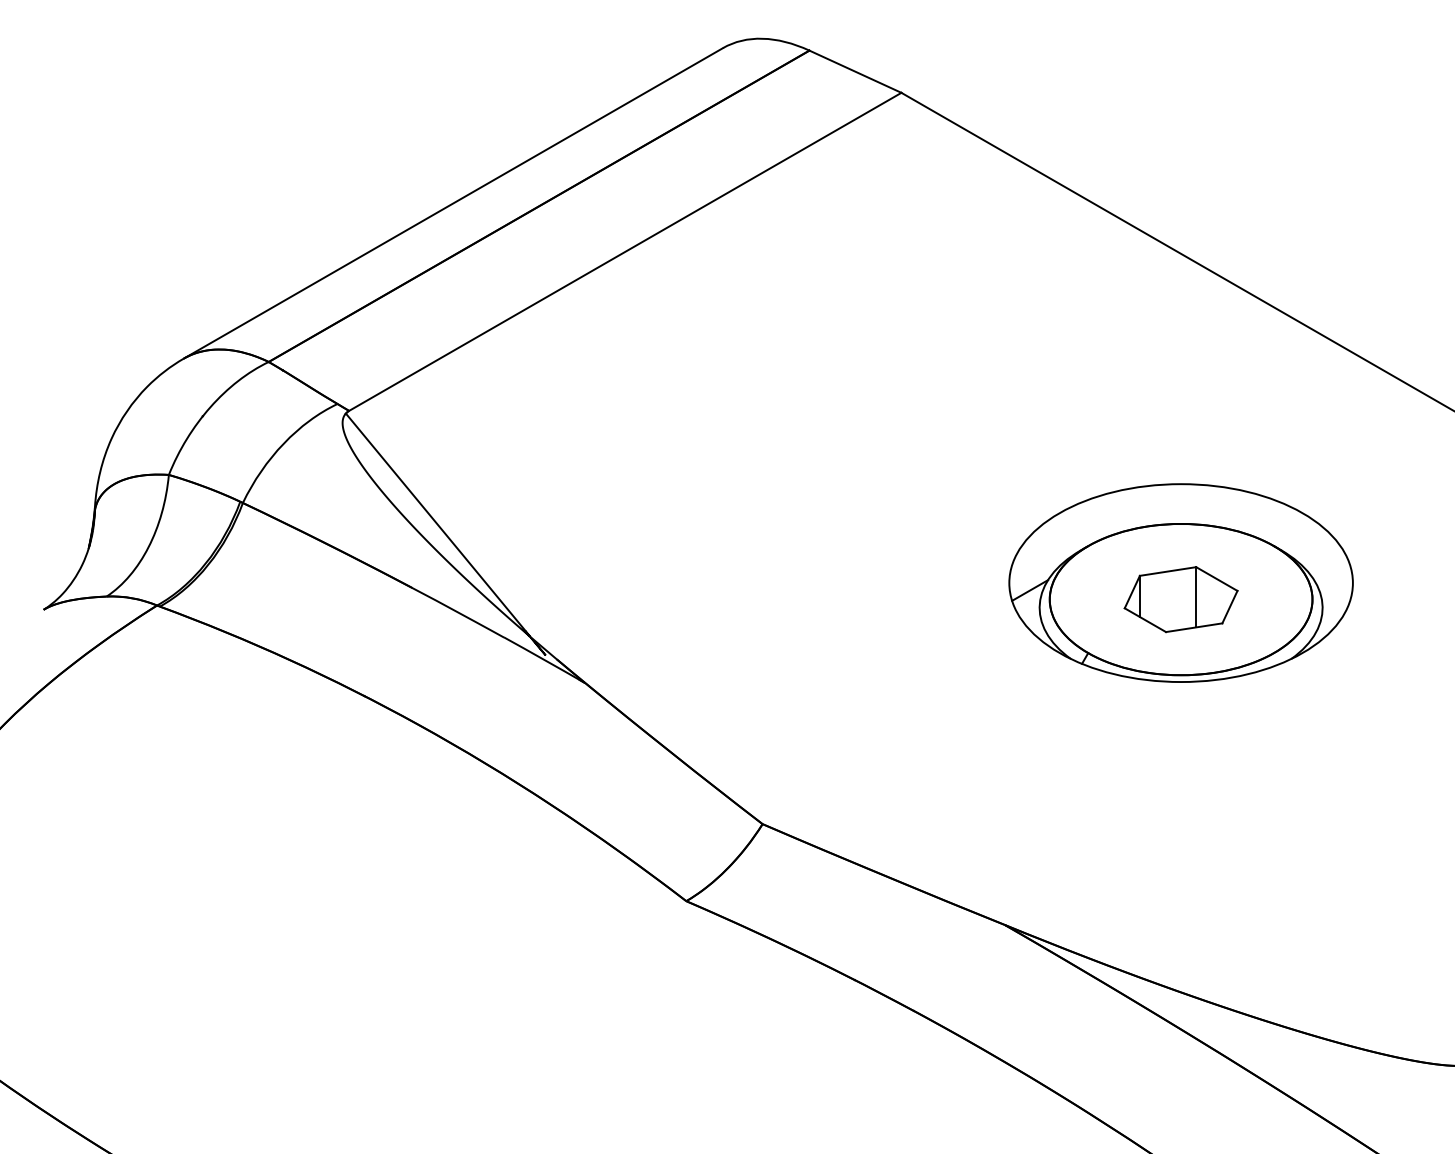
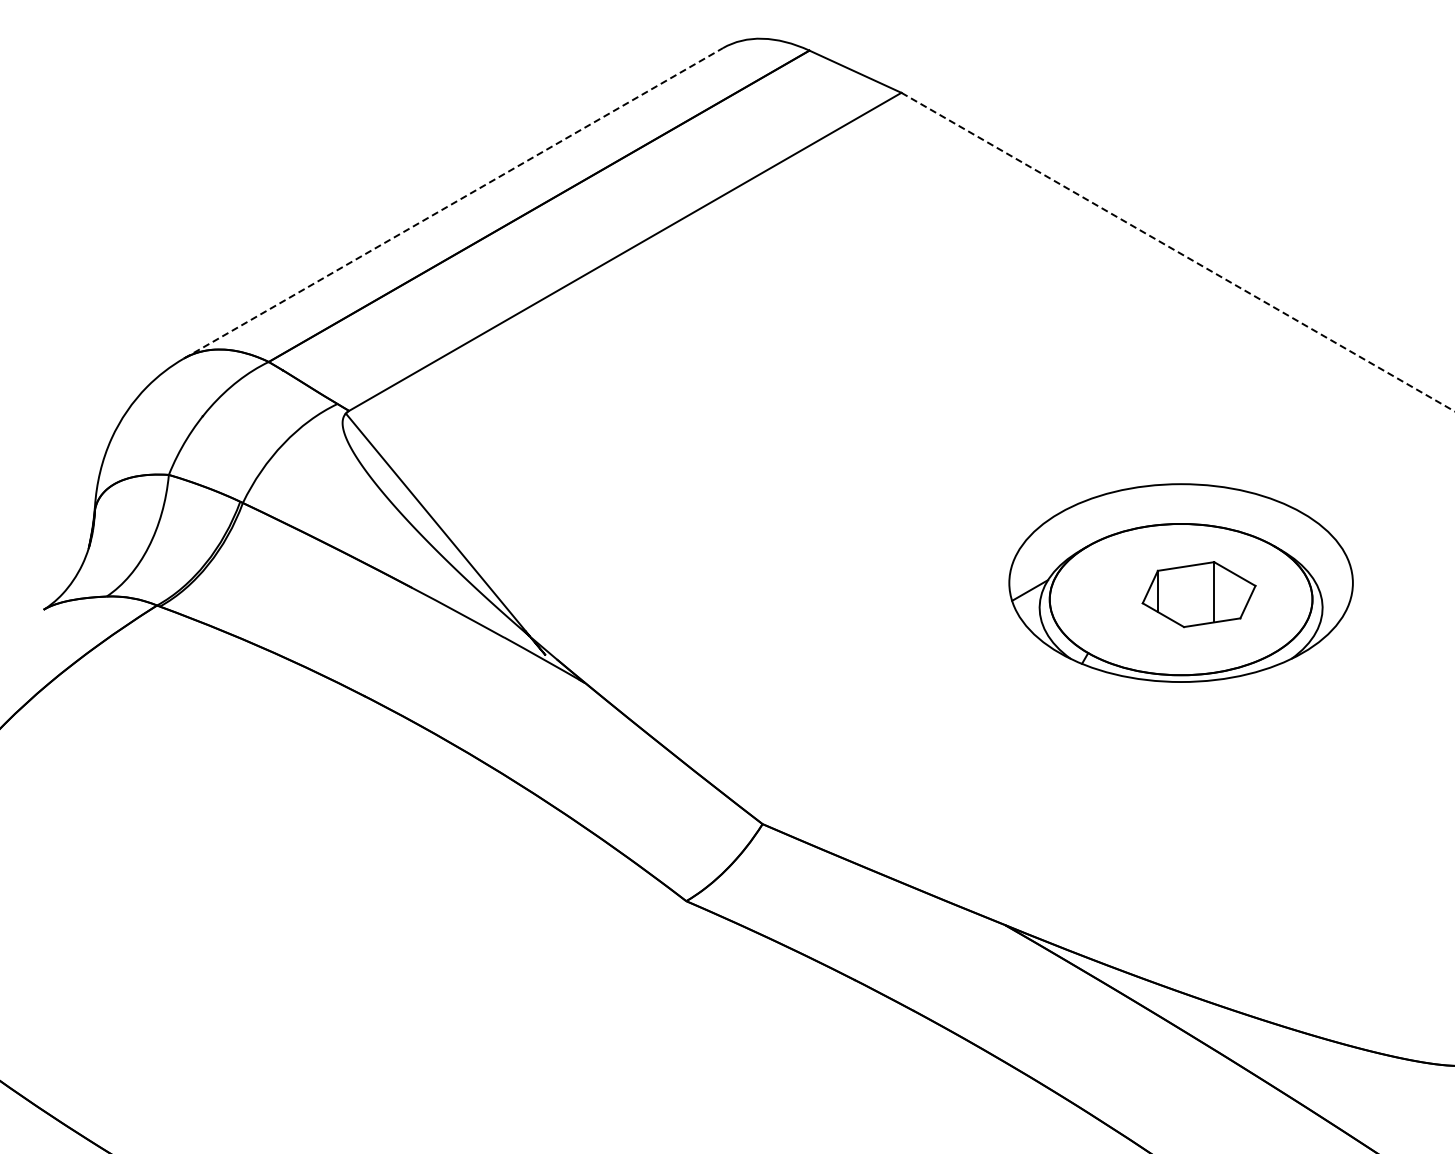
line: solid -> dashed (453, 203)
line: solid -> dashed (1178, 252)
part position: (1180, 599) -> (1198, 594) (1198, 594)
